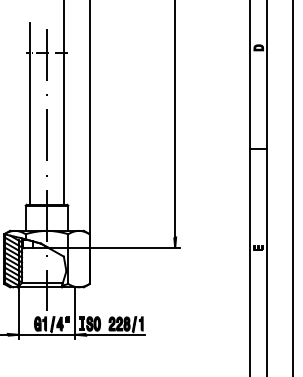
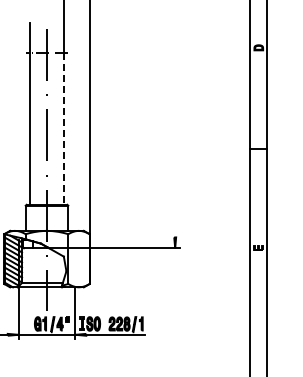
line: present -> none (175, 119)
line: solid -> dashed (64, 129)
line: present -> none (293, 187)
